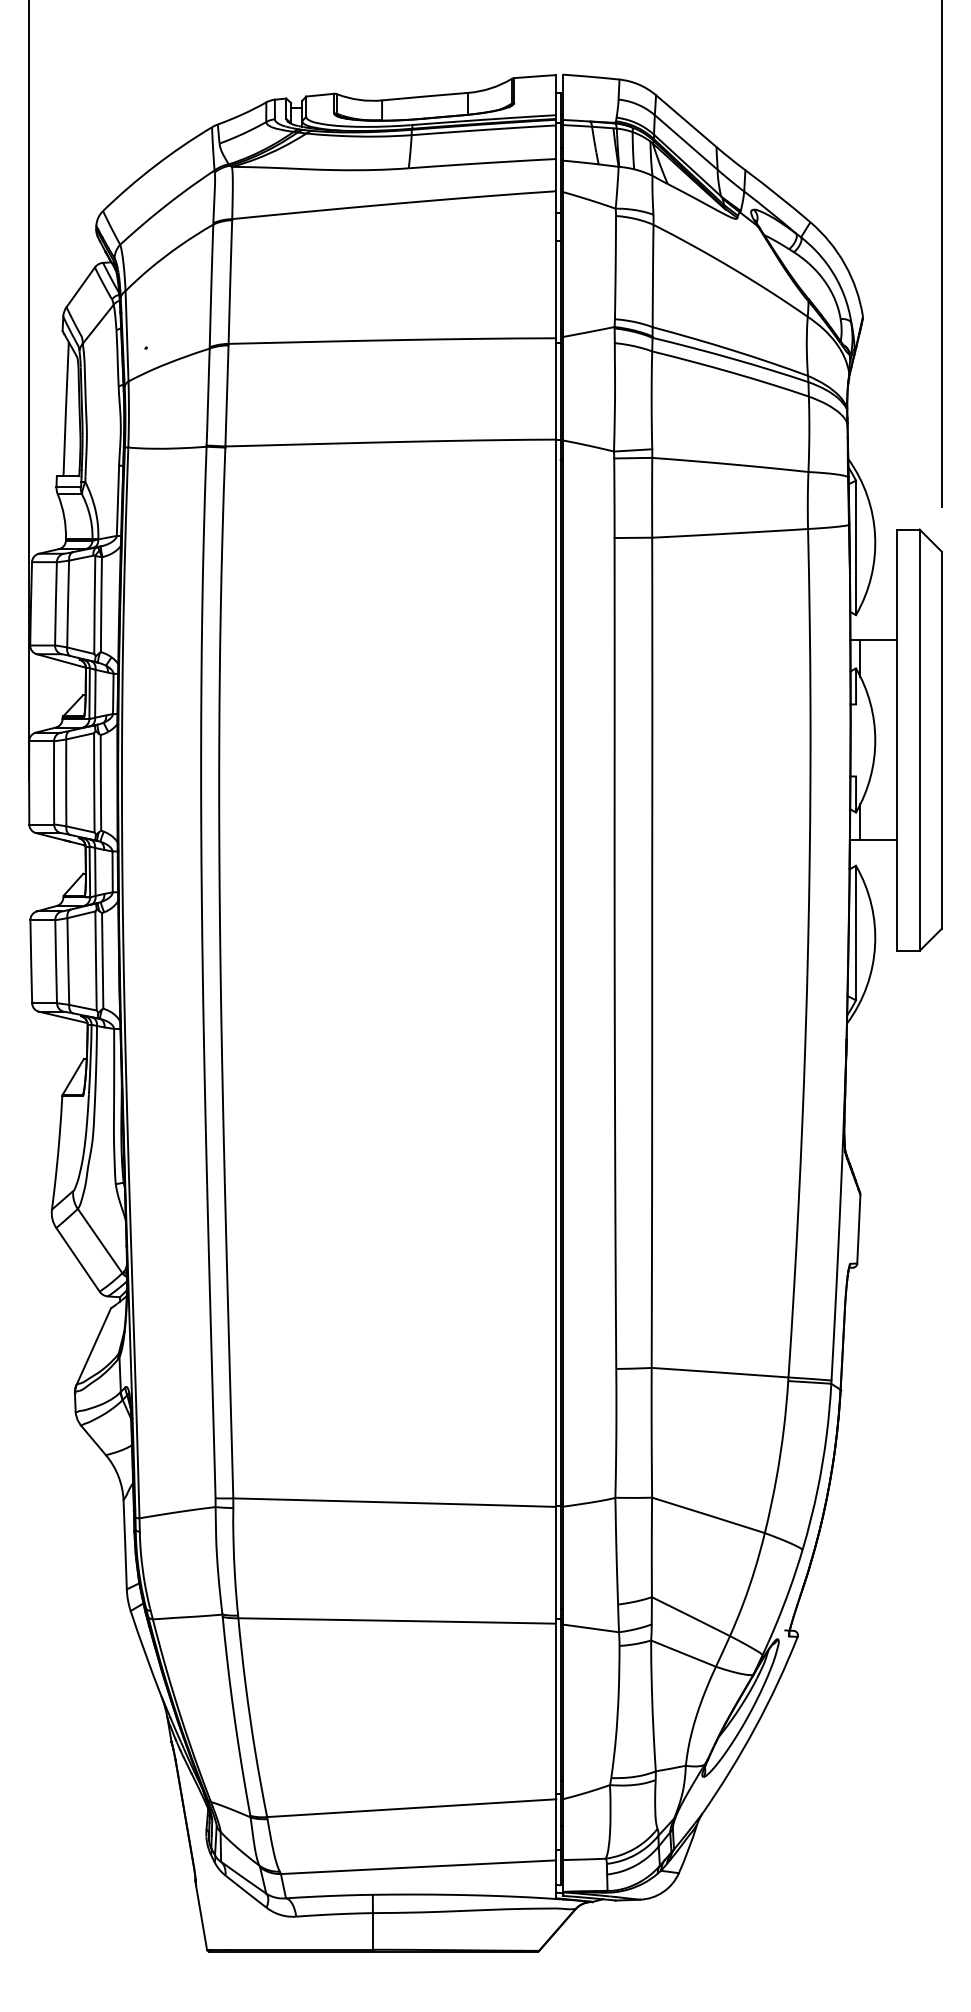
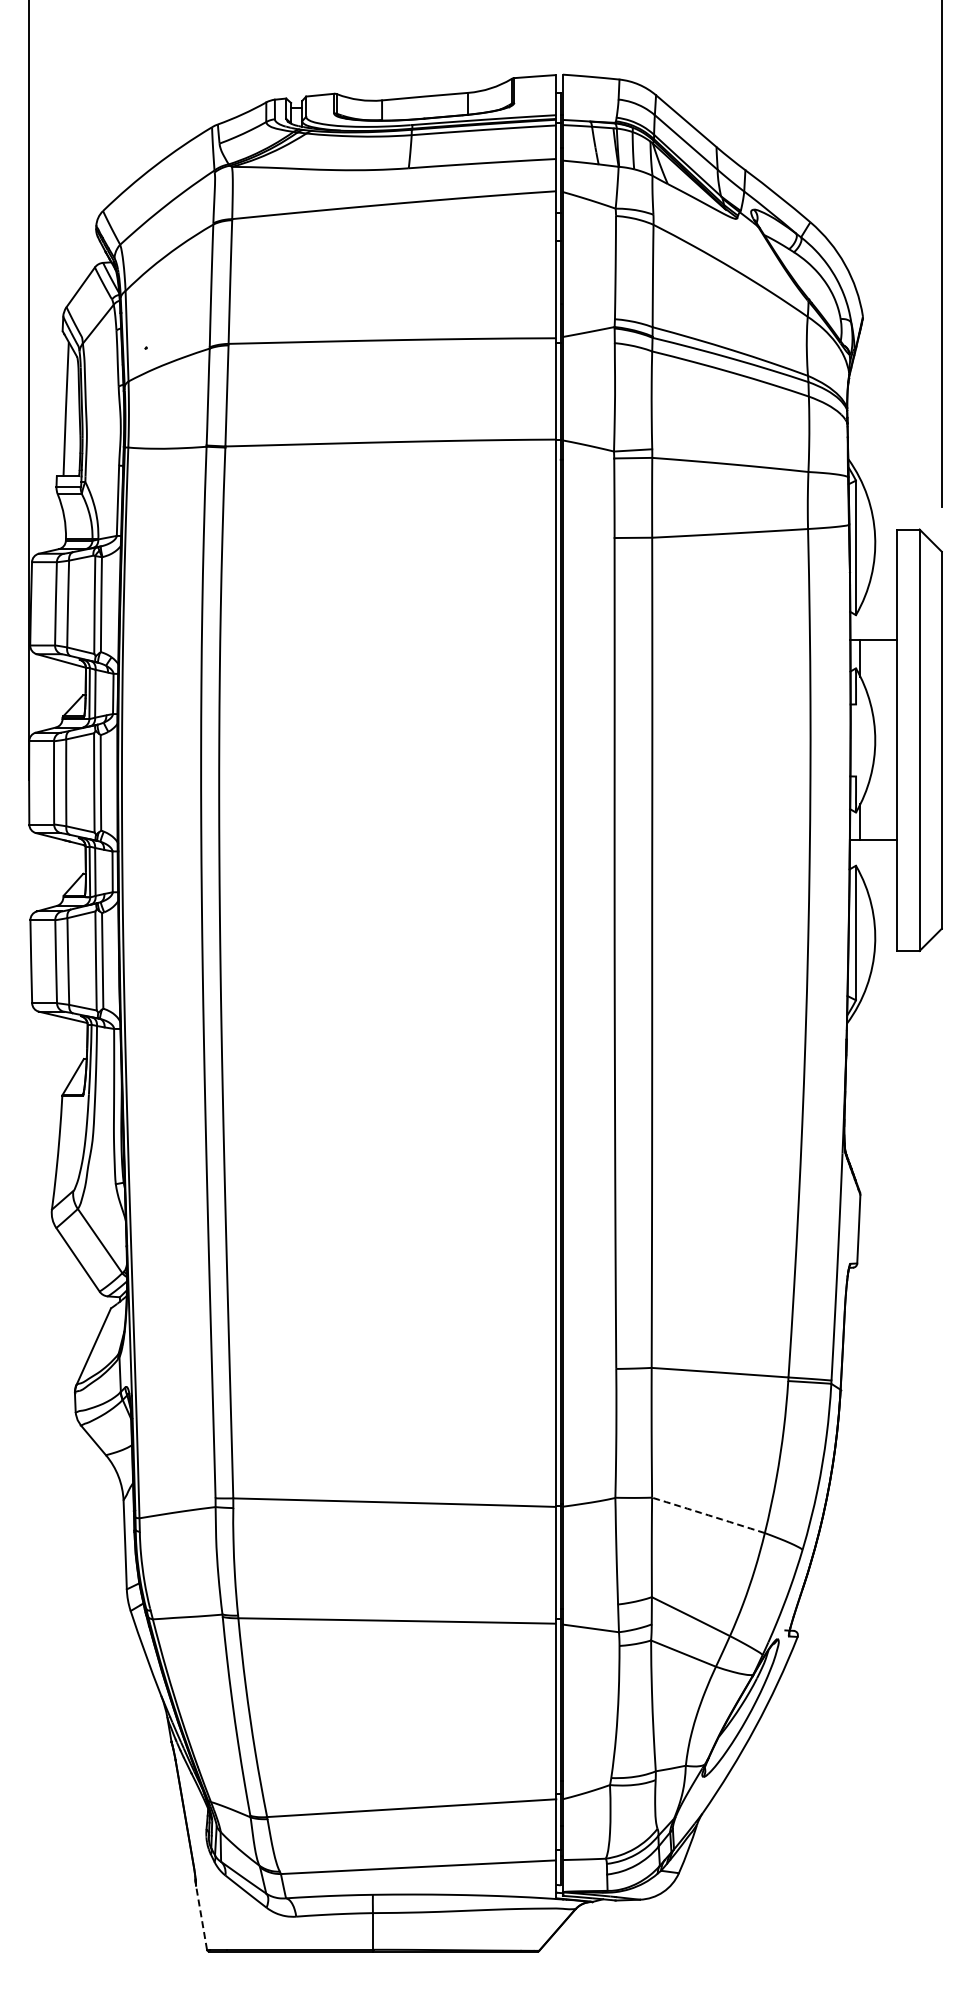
arc: solid -> dashed (708, 1515)
line: solid -> dashed (201, 1917)
